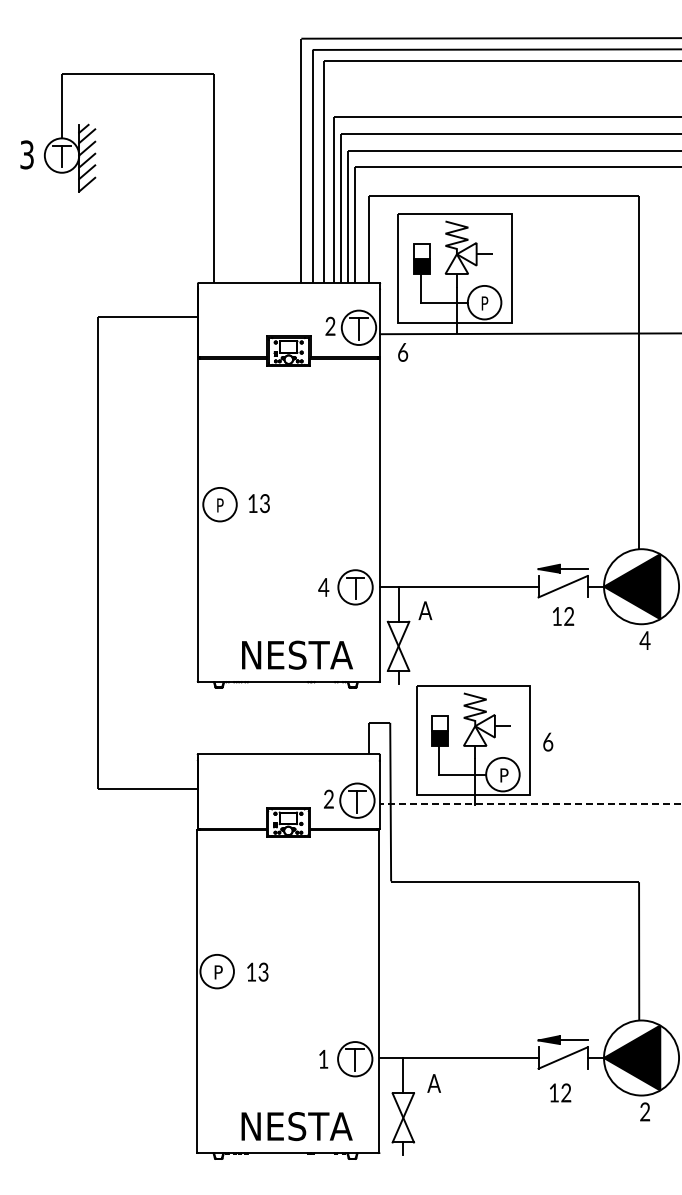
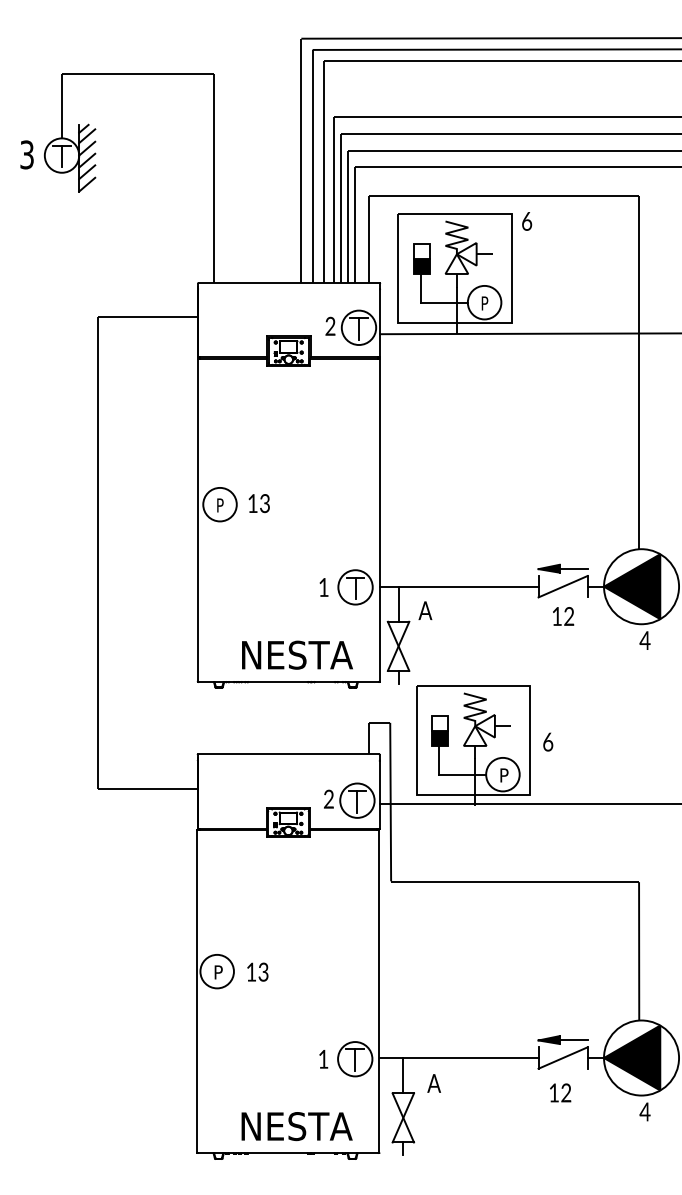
text position: (403, 352) -> (527, 221) (527, 221)
text: 4 -> 1 (323, 587)
line: dashed -> solid (530, 804)
text: 2 -> 4 (644, 1111)
